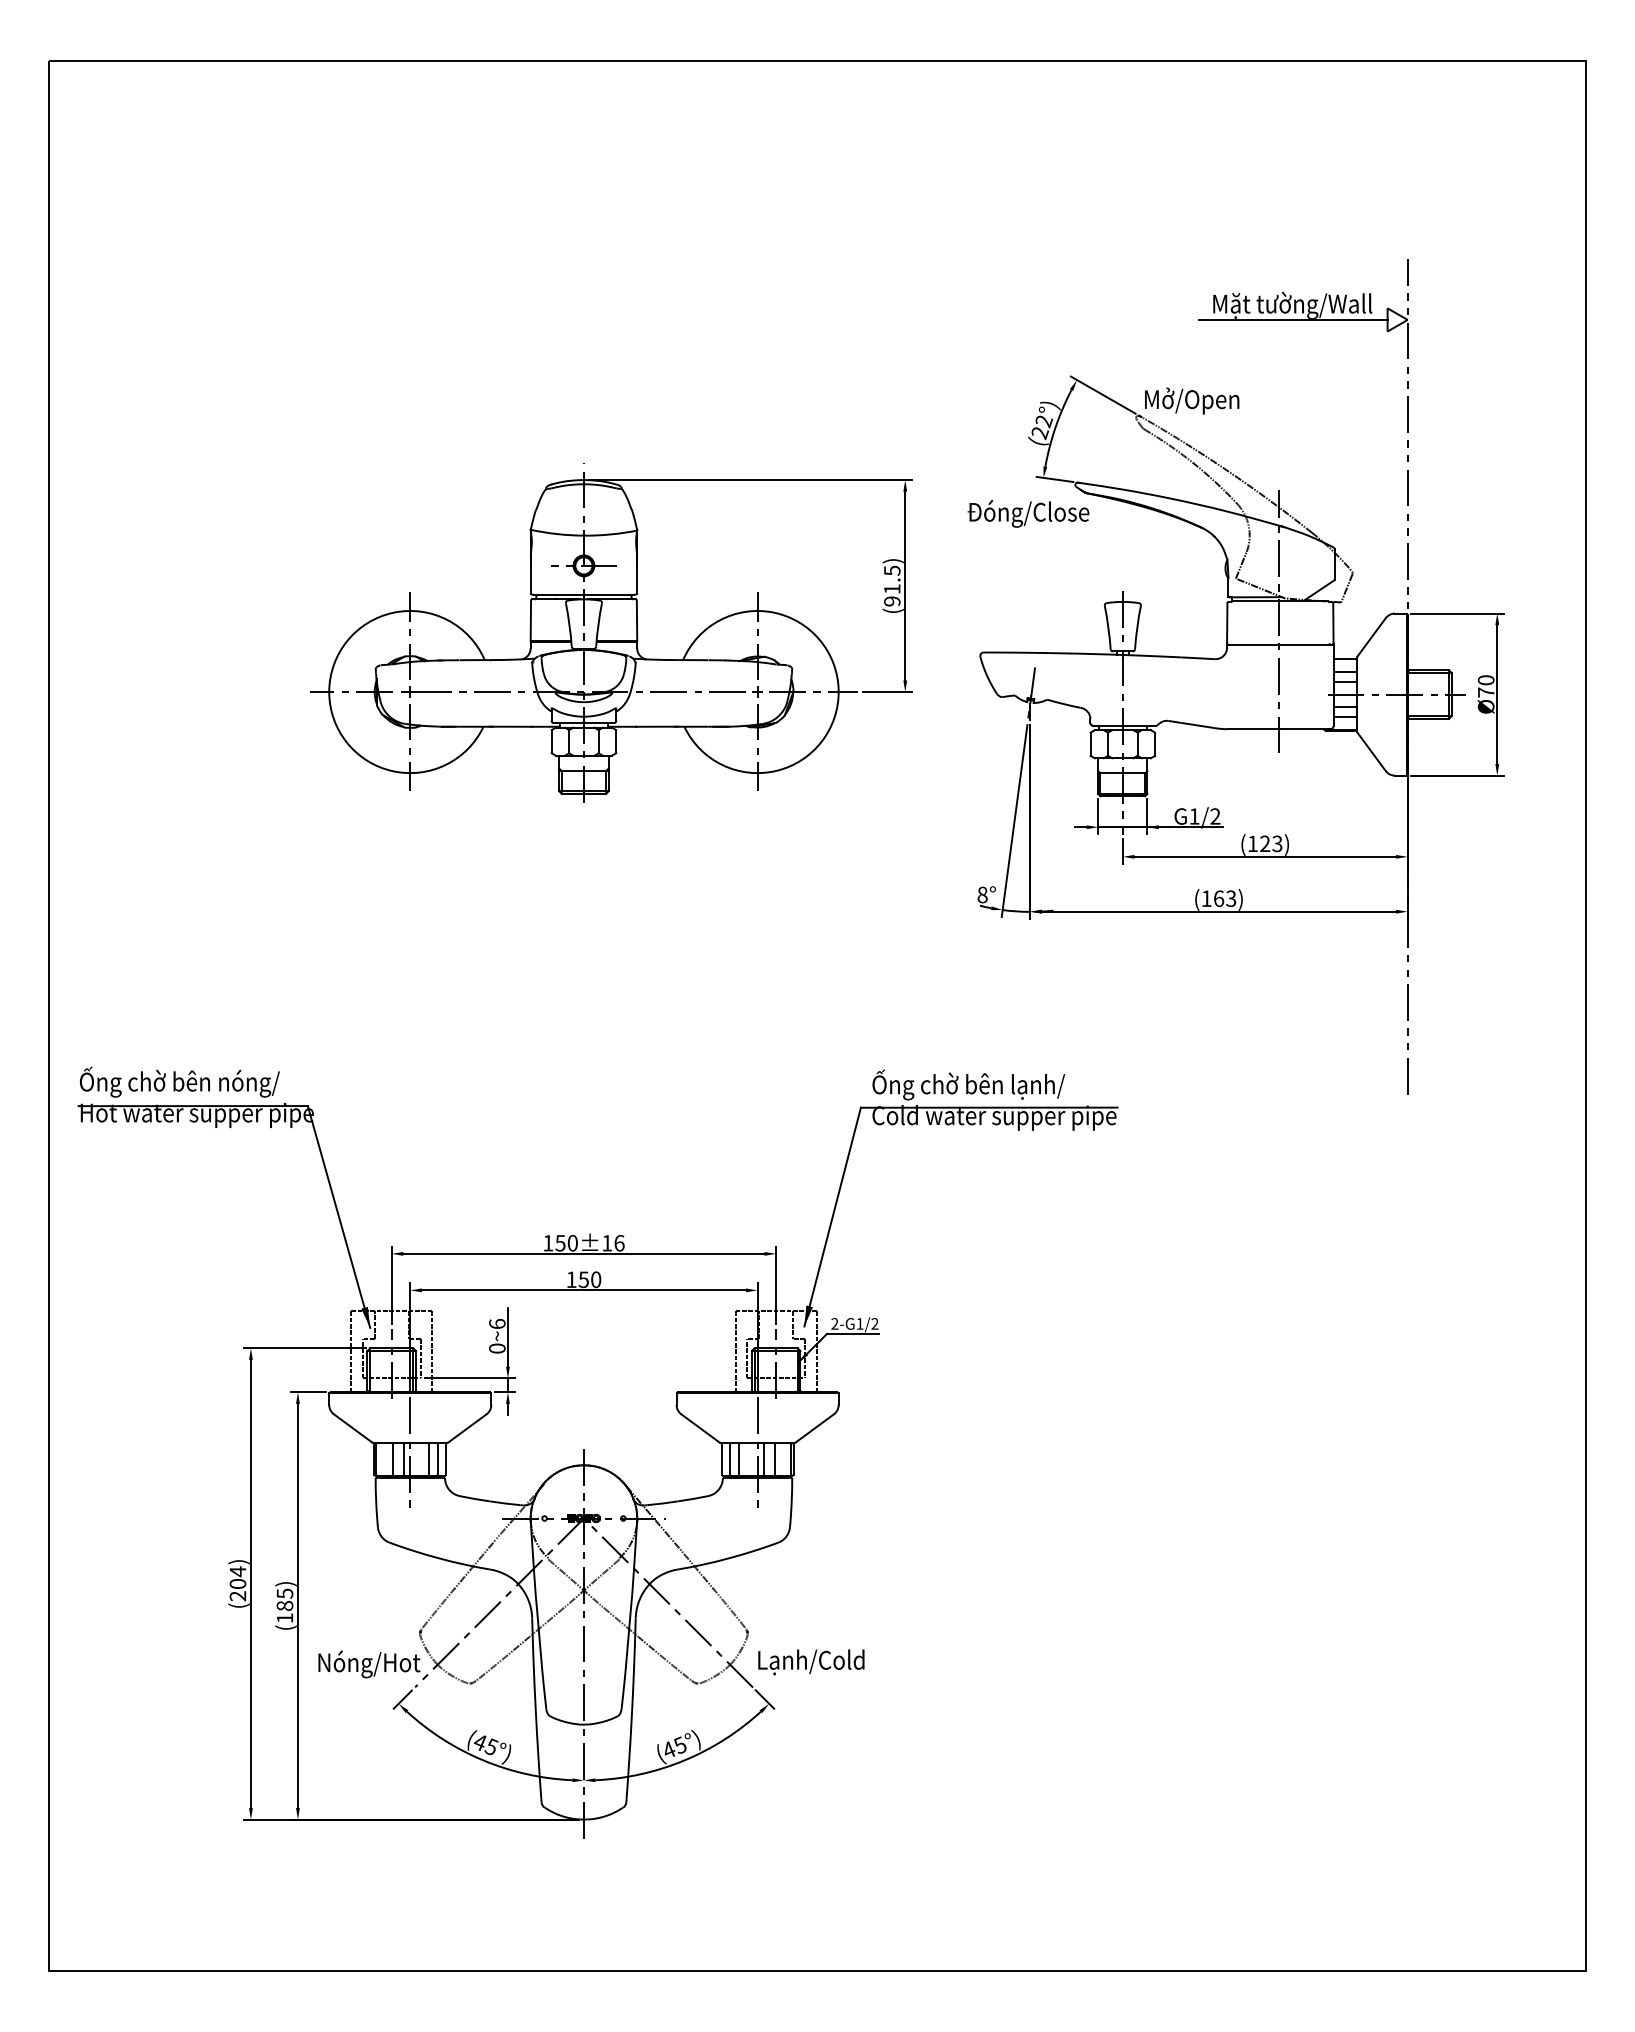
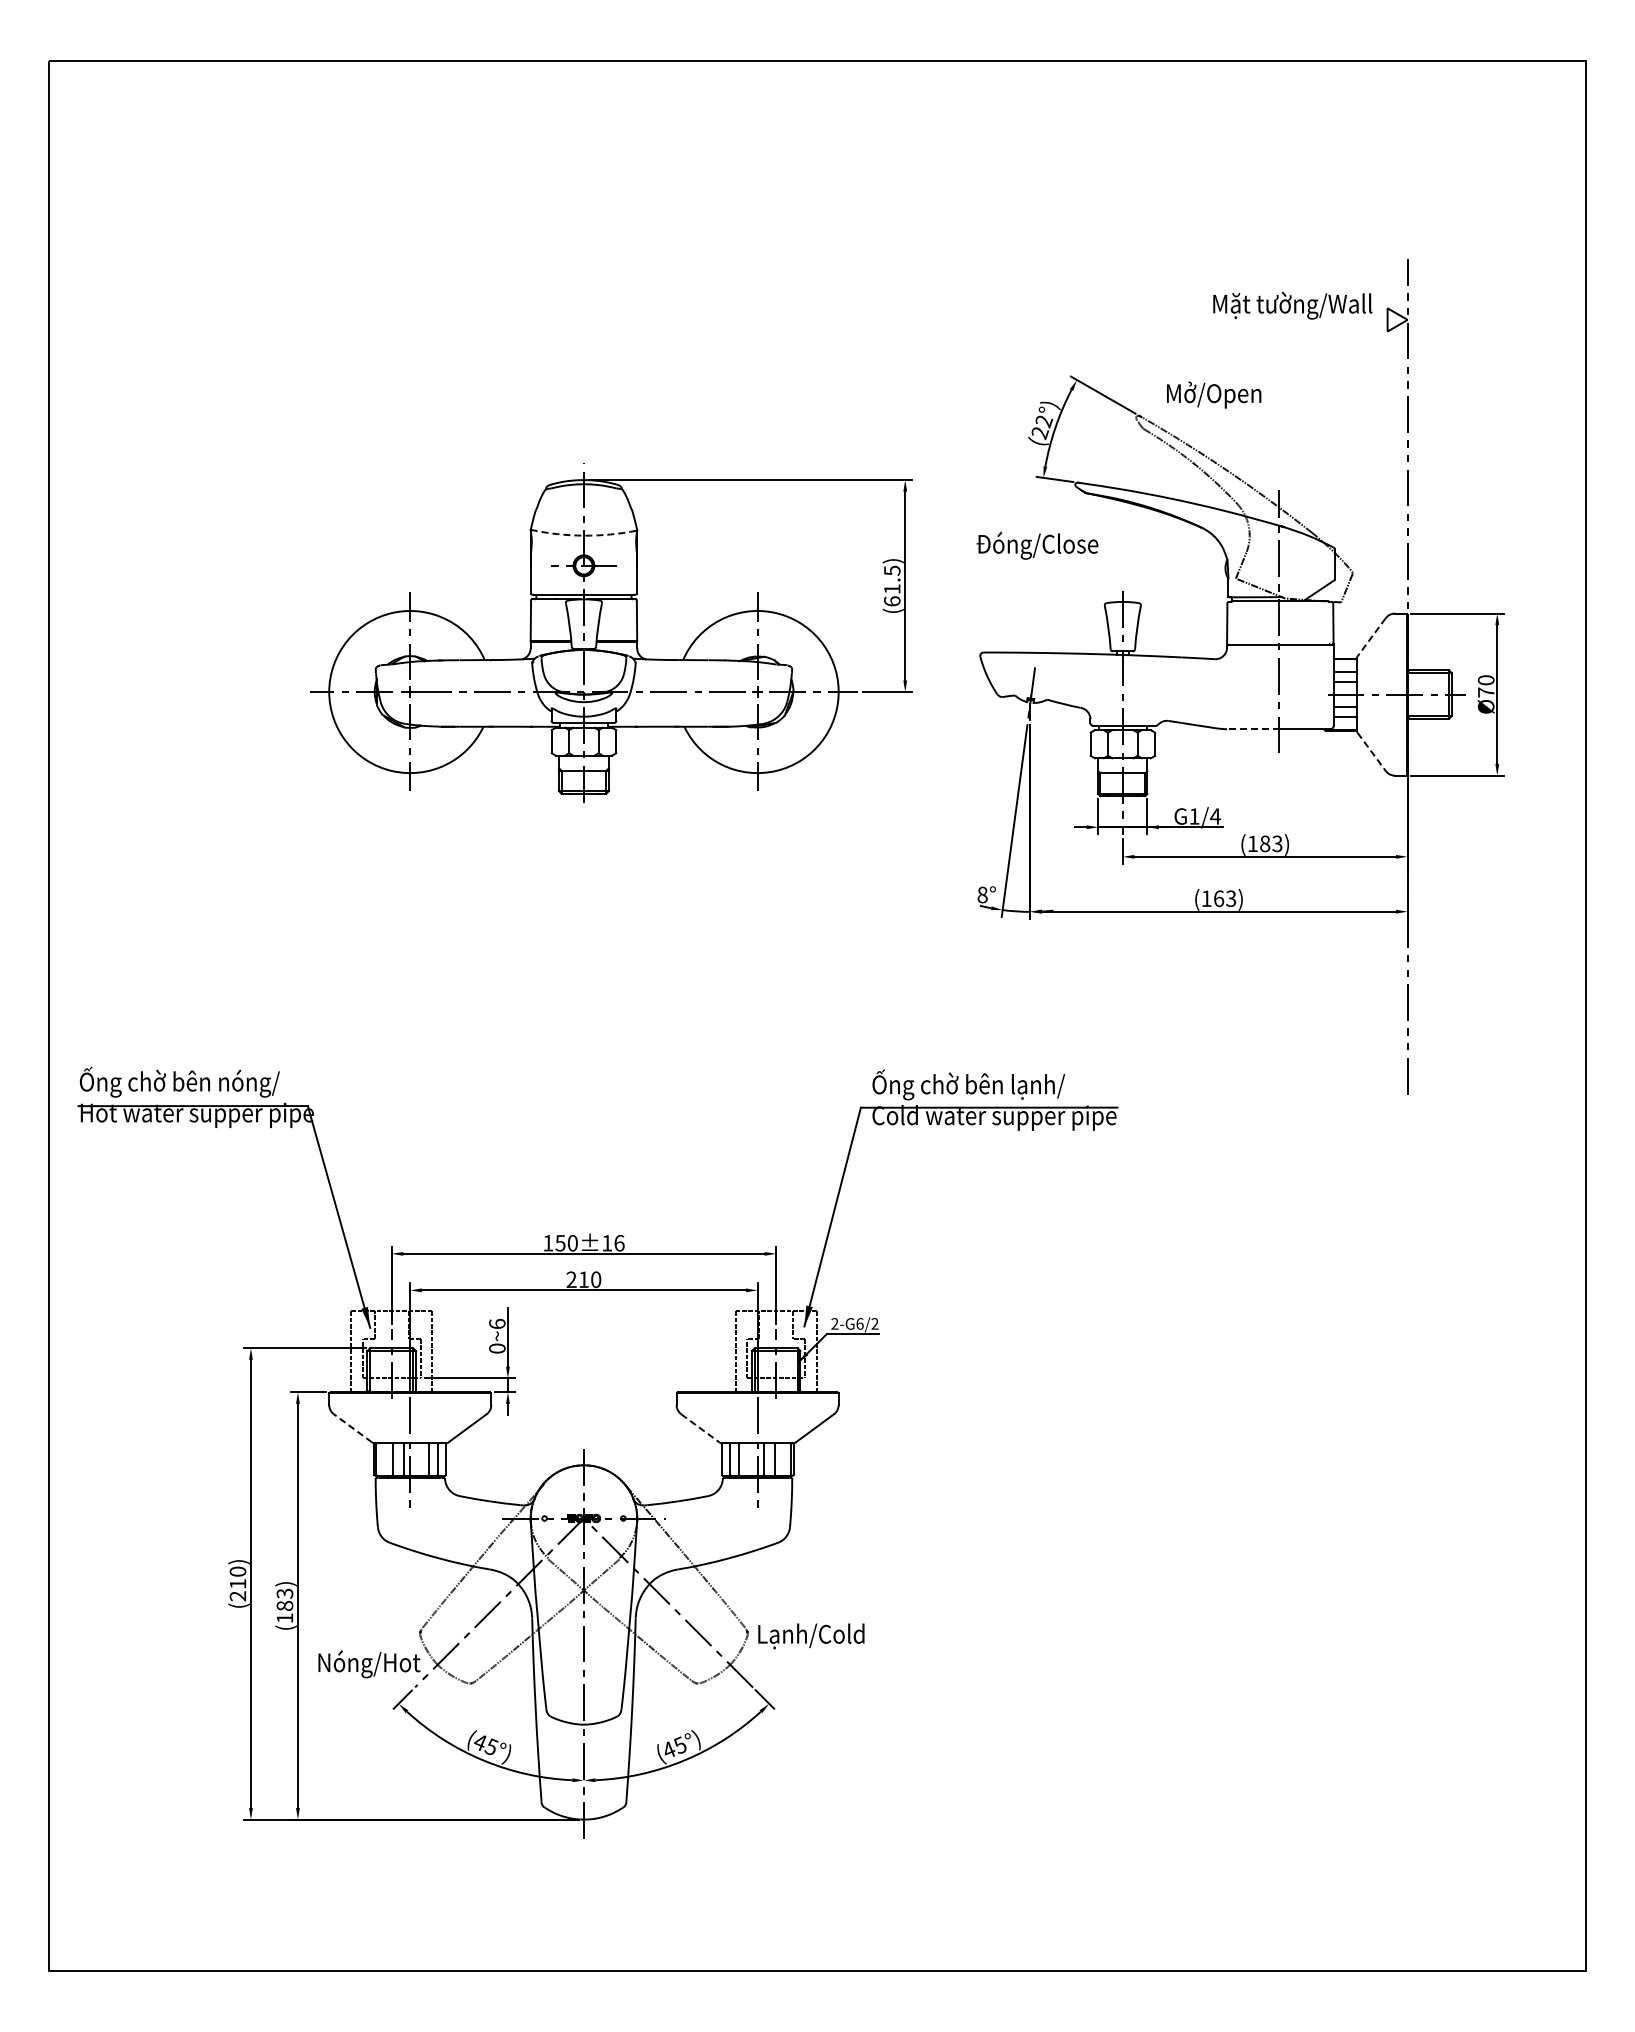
line: present -> none (1292, 319)
text position: (1192, 400) -> (1214, 394) (1214, 394)
text position: (1028, 513) -> (1037, 545) (1037, 545)
arc: solid -> dashed (583, 535)
text: (91.5) -> (61.5) (892, 601)
line: solid -> dashed (1371, 637)
line: solid -> dashed (1253, 729)
line: solid -> dashed (1371, 751)
text: G1/2 -> G1/4 (1214, 816)
text: (123) -> (183) (1265, 843)
text: 150 -> 210 (577, 1279)
text: 2-G1/2 -> 2-G6/2 (859, 1323)
line: solid -> dashed (352, 1428)
line: solid -> dashed (700, 1428)
text: (204) -> (210) (237, 1577)
text: (185) -> (183) (284, 1593)
text position: (811, 1662) -> (811, 1636) (811, 1636)
